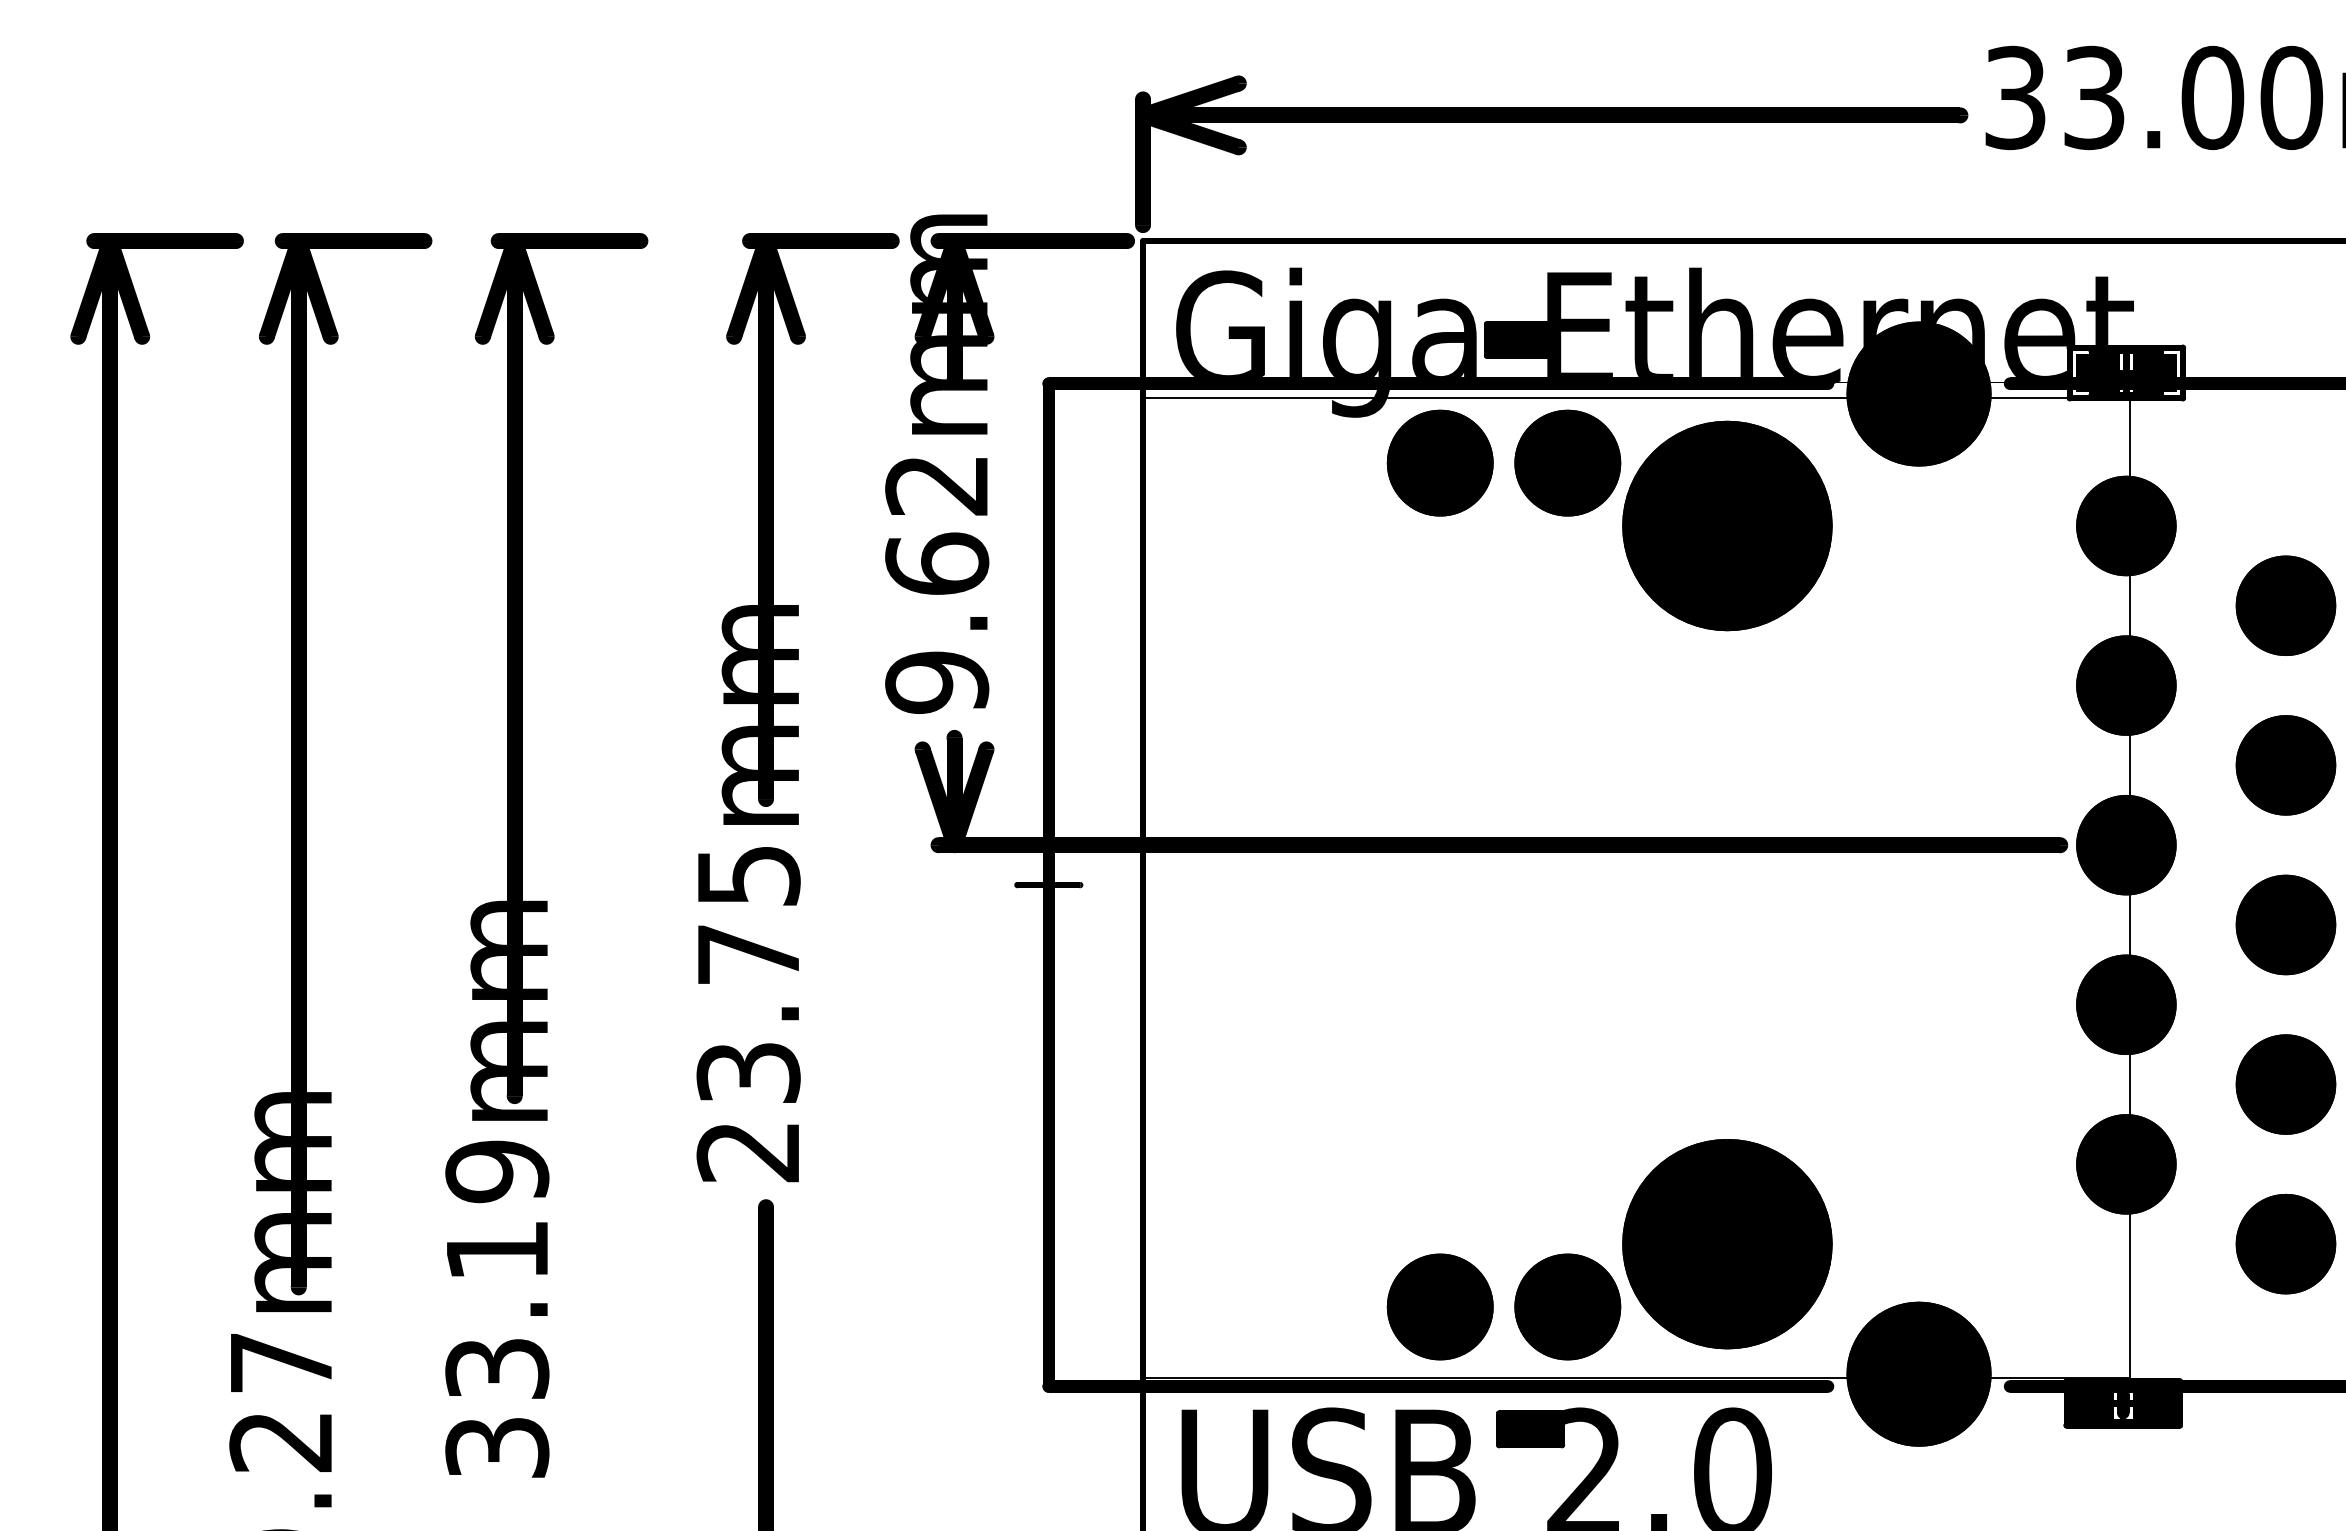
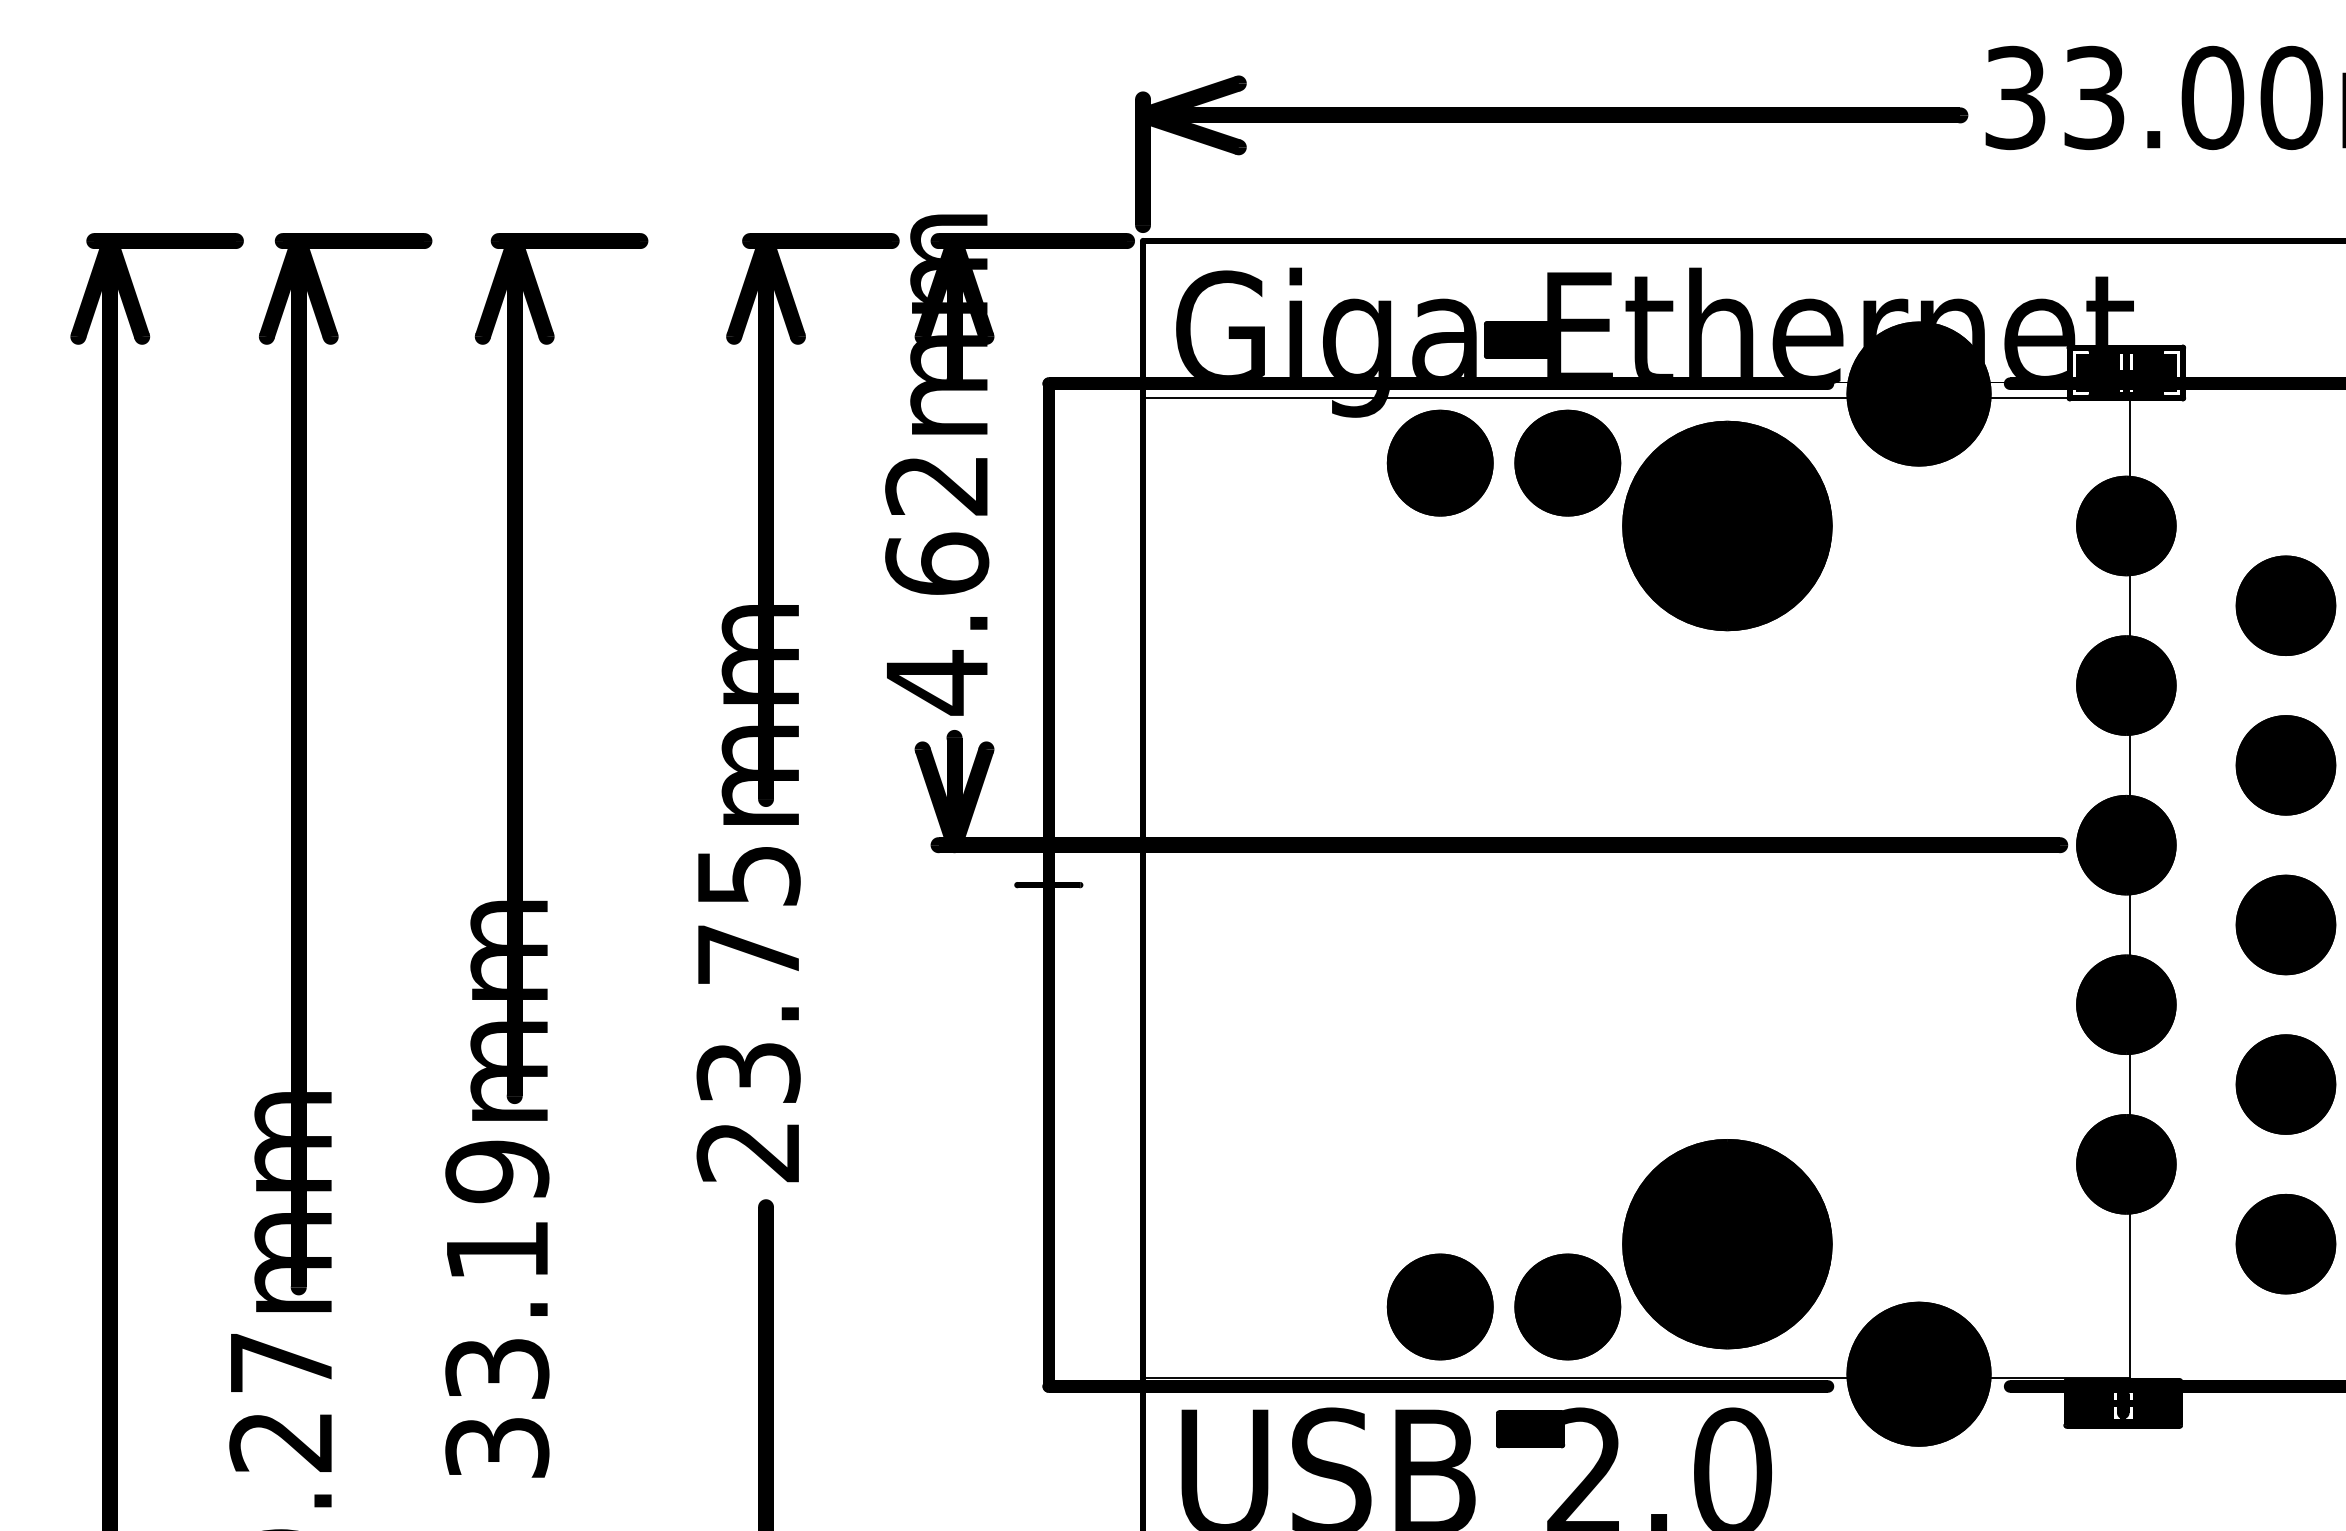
text: 9.62mm -> 4.62mm (937, 682)
